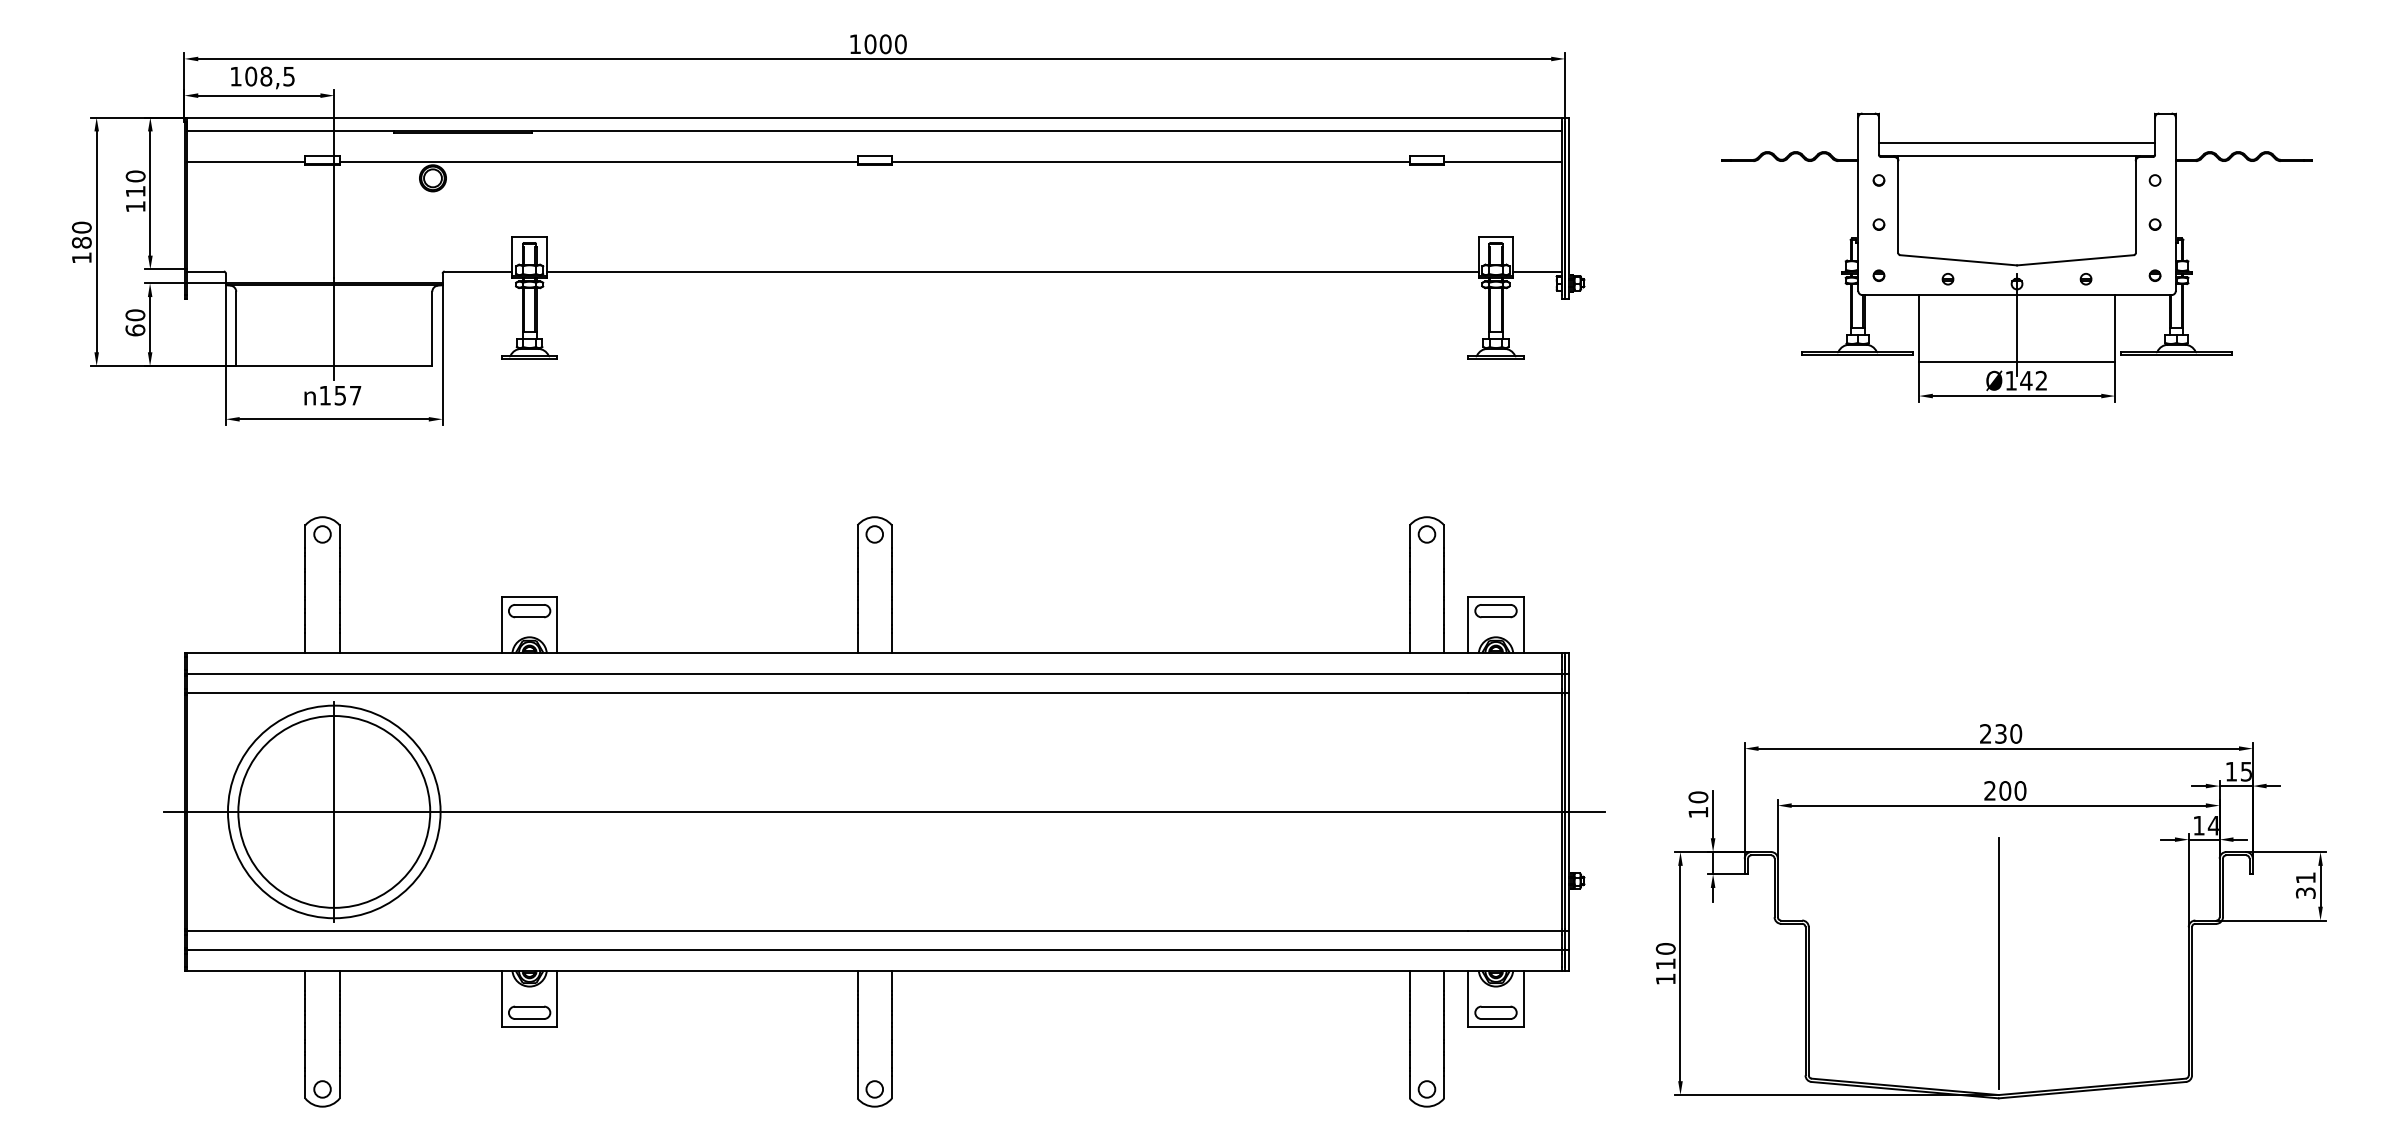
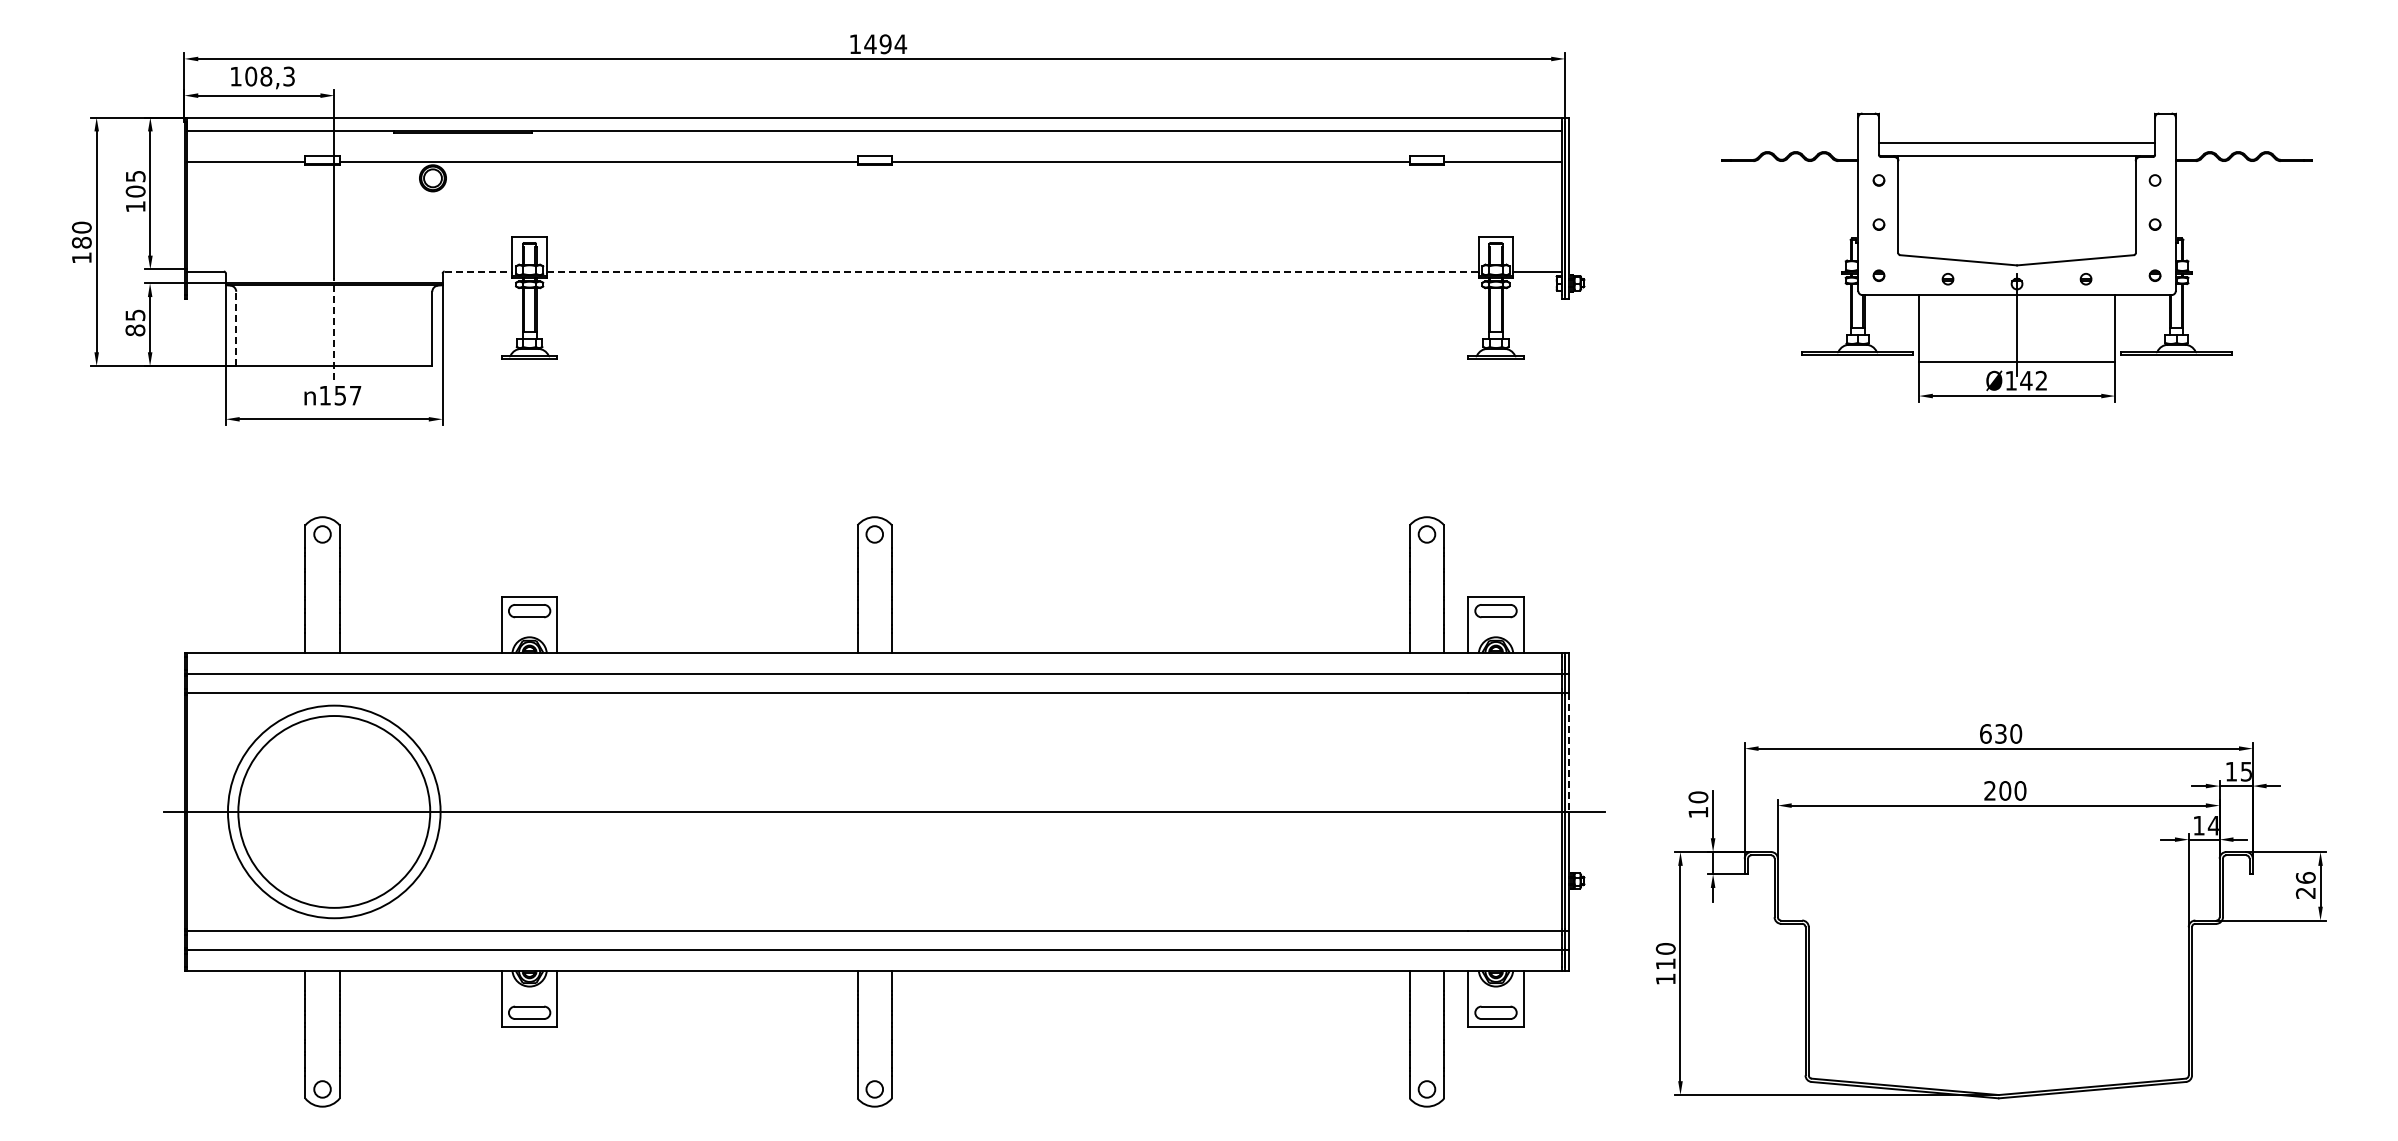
text: 1000 -> 1494 (885, 44)
text: 108,5 -> 108,3 (289, 75)
text: 110 -> 105 (135, 183)
line: solid -> dashed (478, 271)
line: solid -> dashed (1012, 271)
text: 60 -> 85 (135, 322)
line: solid -> dashed (236, 328)
line: solid -> dashed (334, 328)
text: 230 -> 630 (1985, 733)
line: solid -> dashed (1569, 753)
line: present -> none (334, 811)
text: 31 -> 26 (2305, 885)
line: present -> none (1998, 963)
